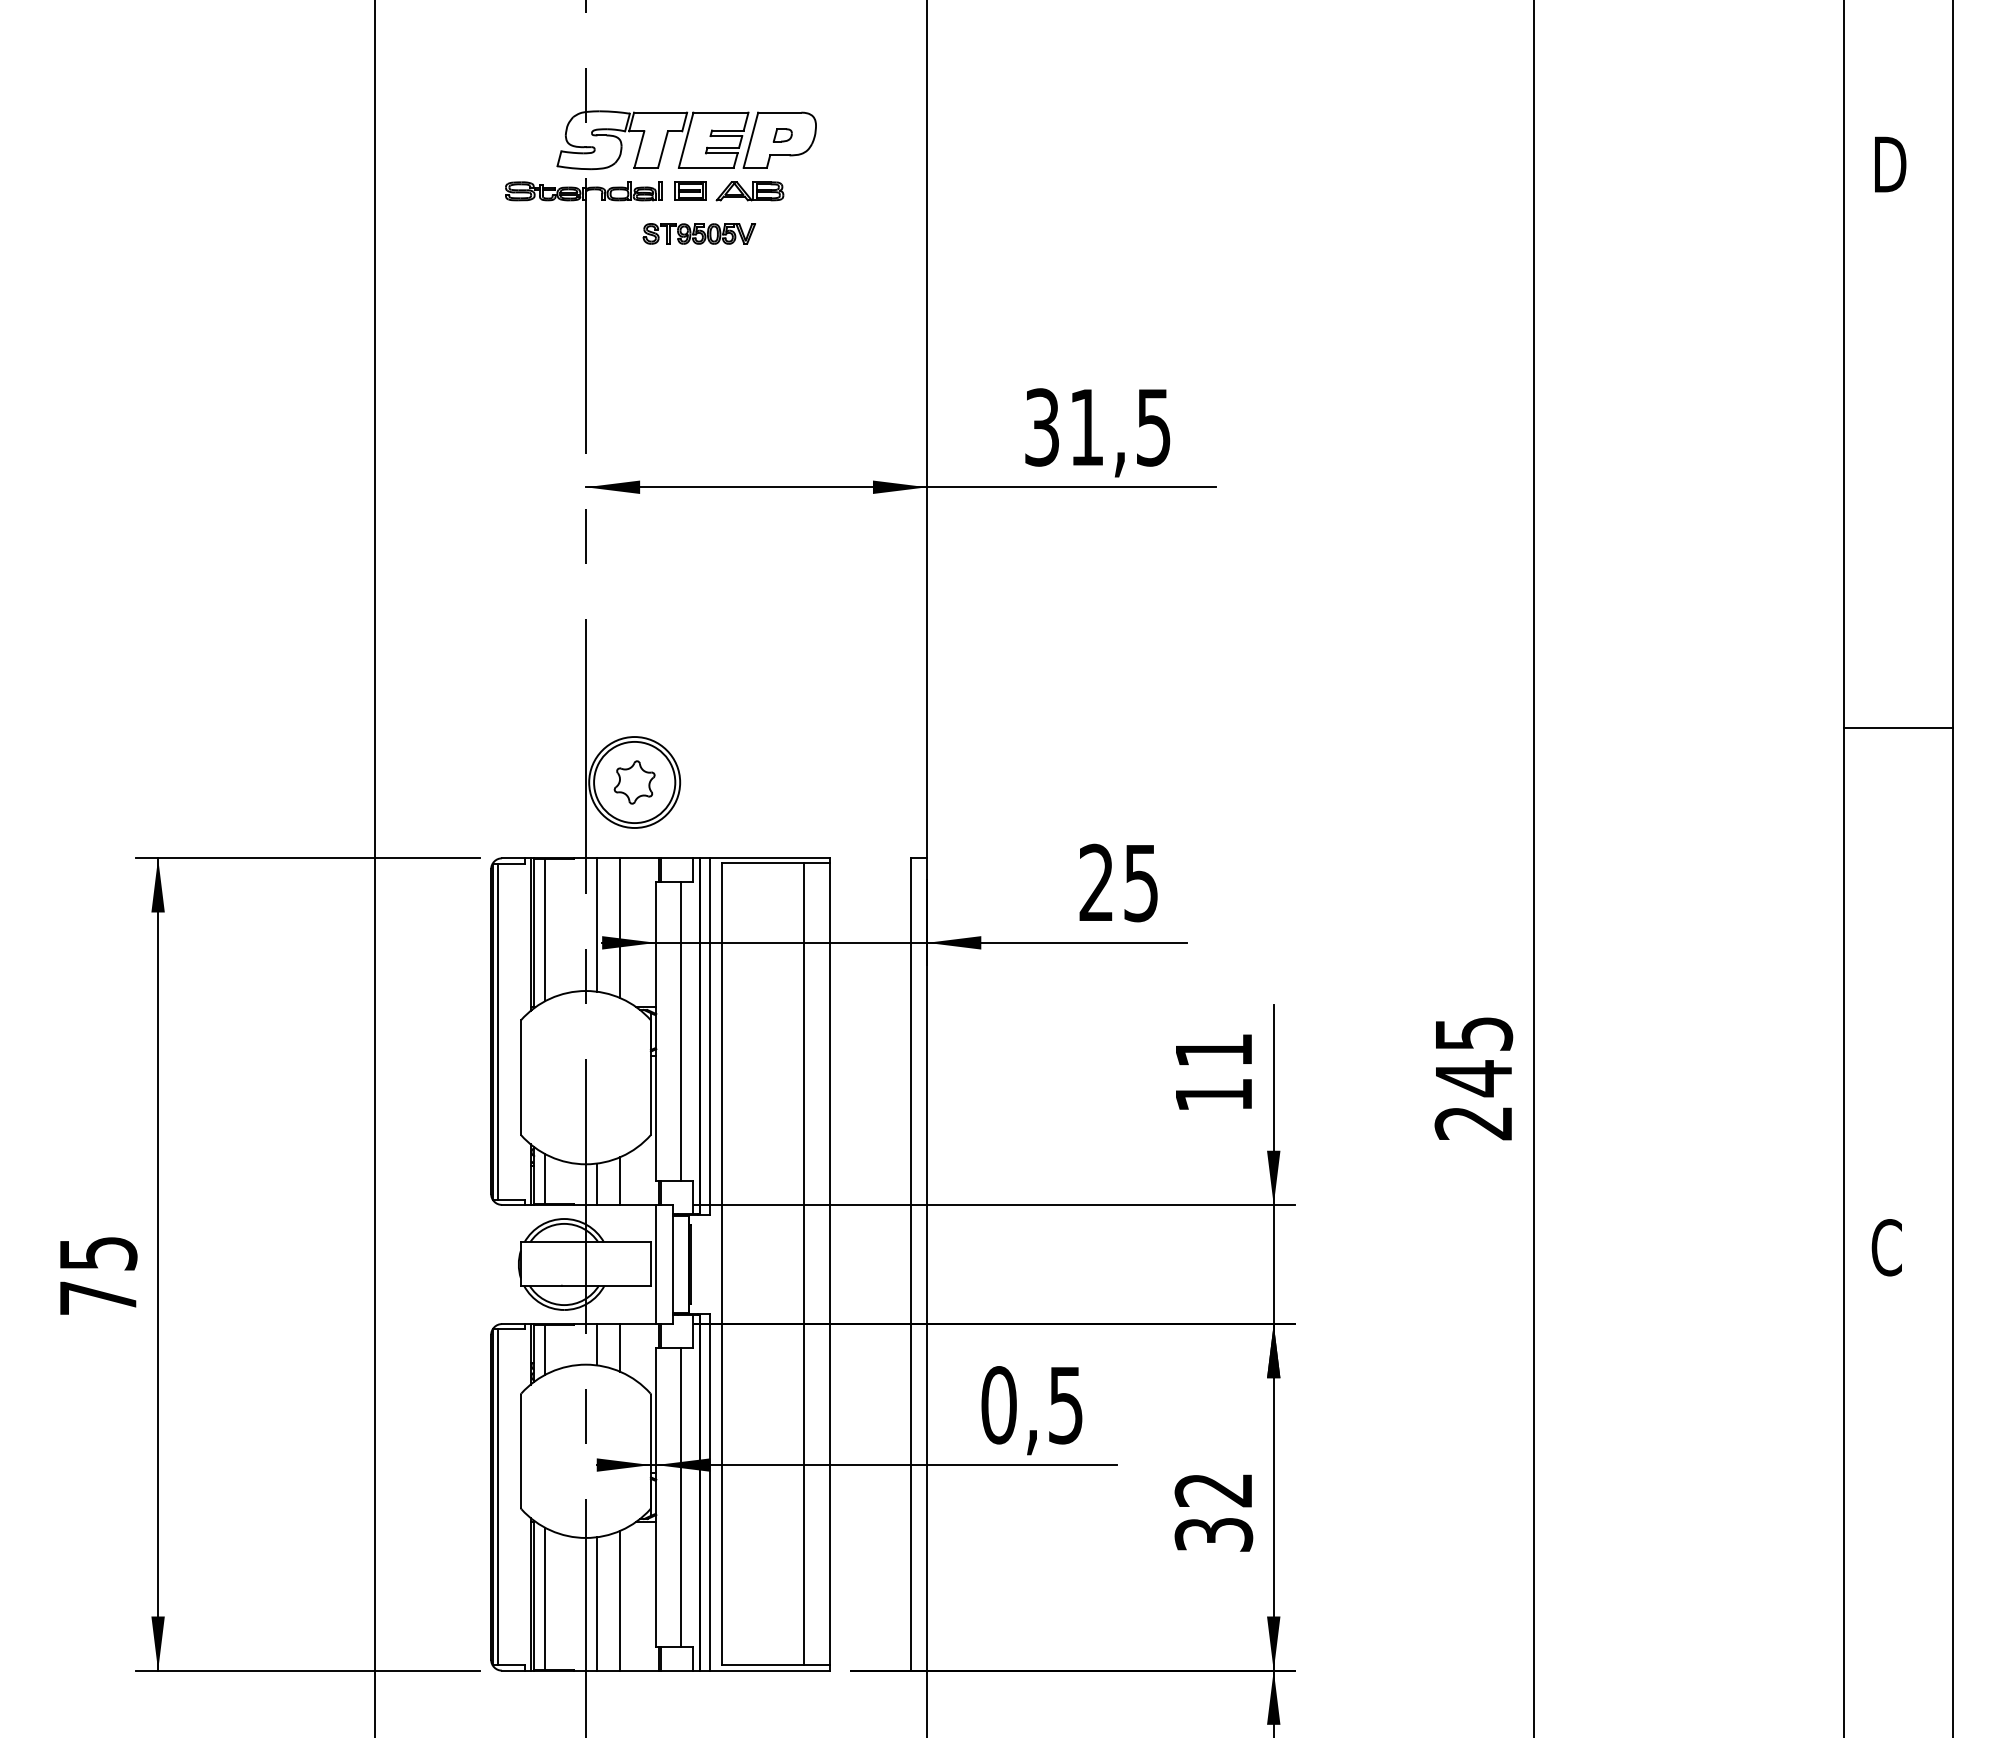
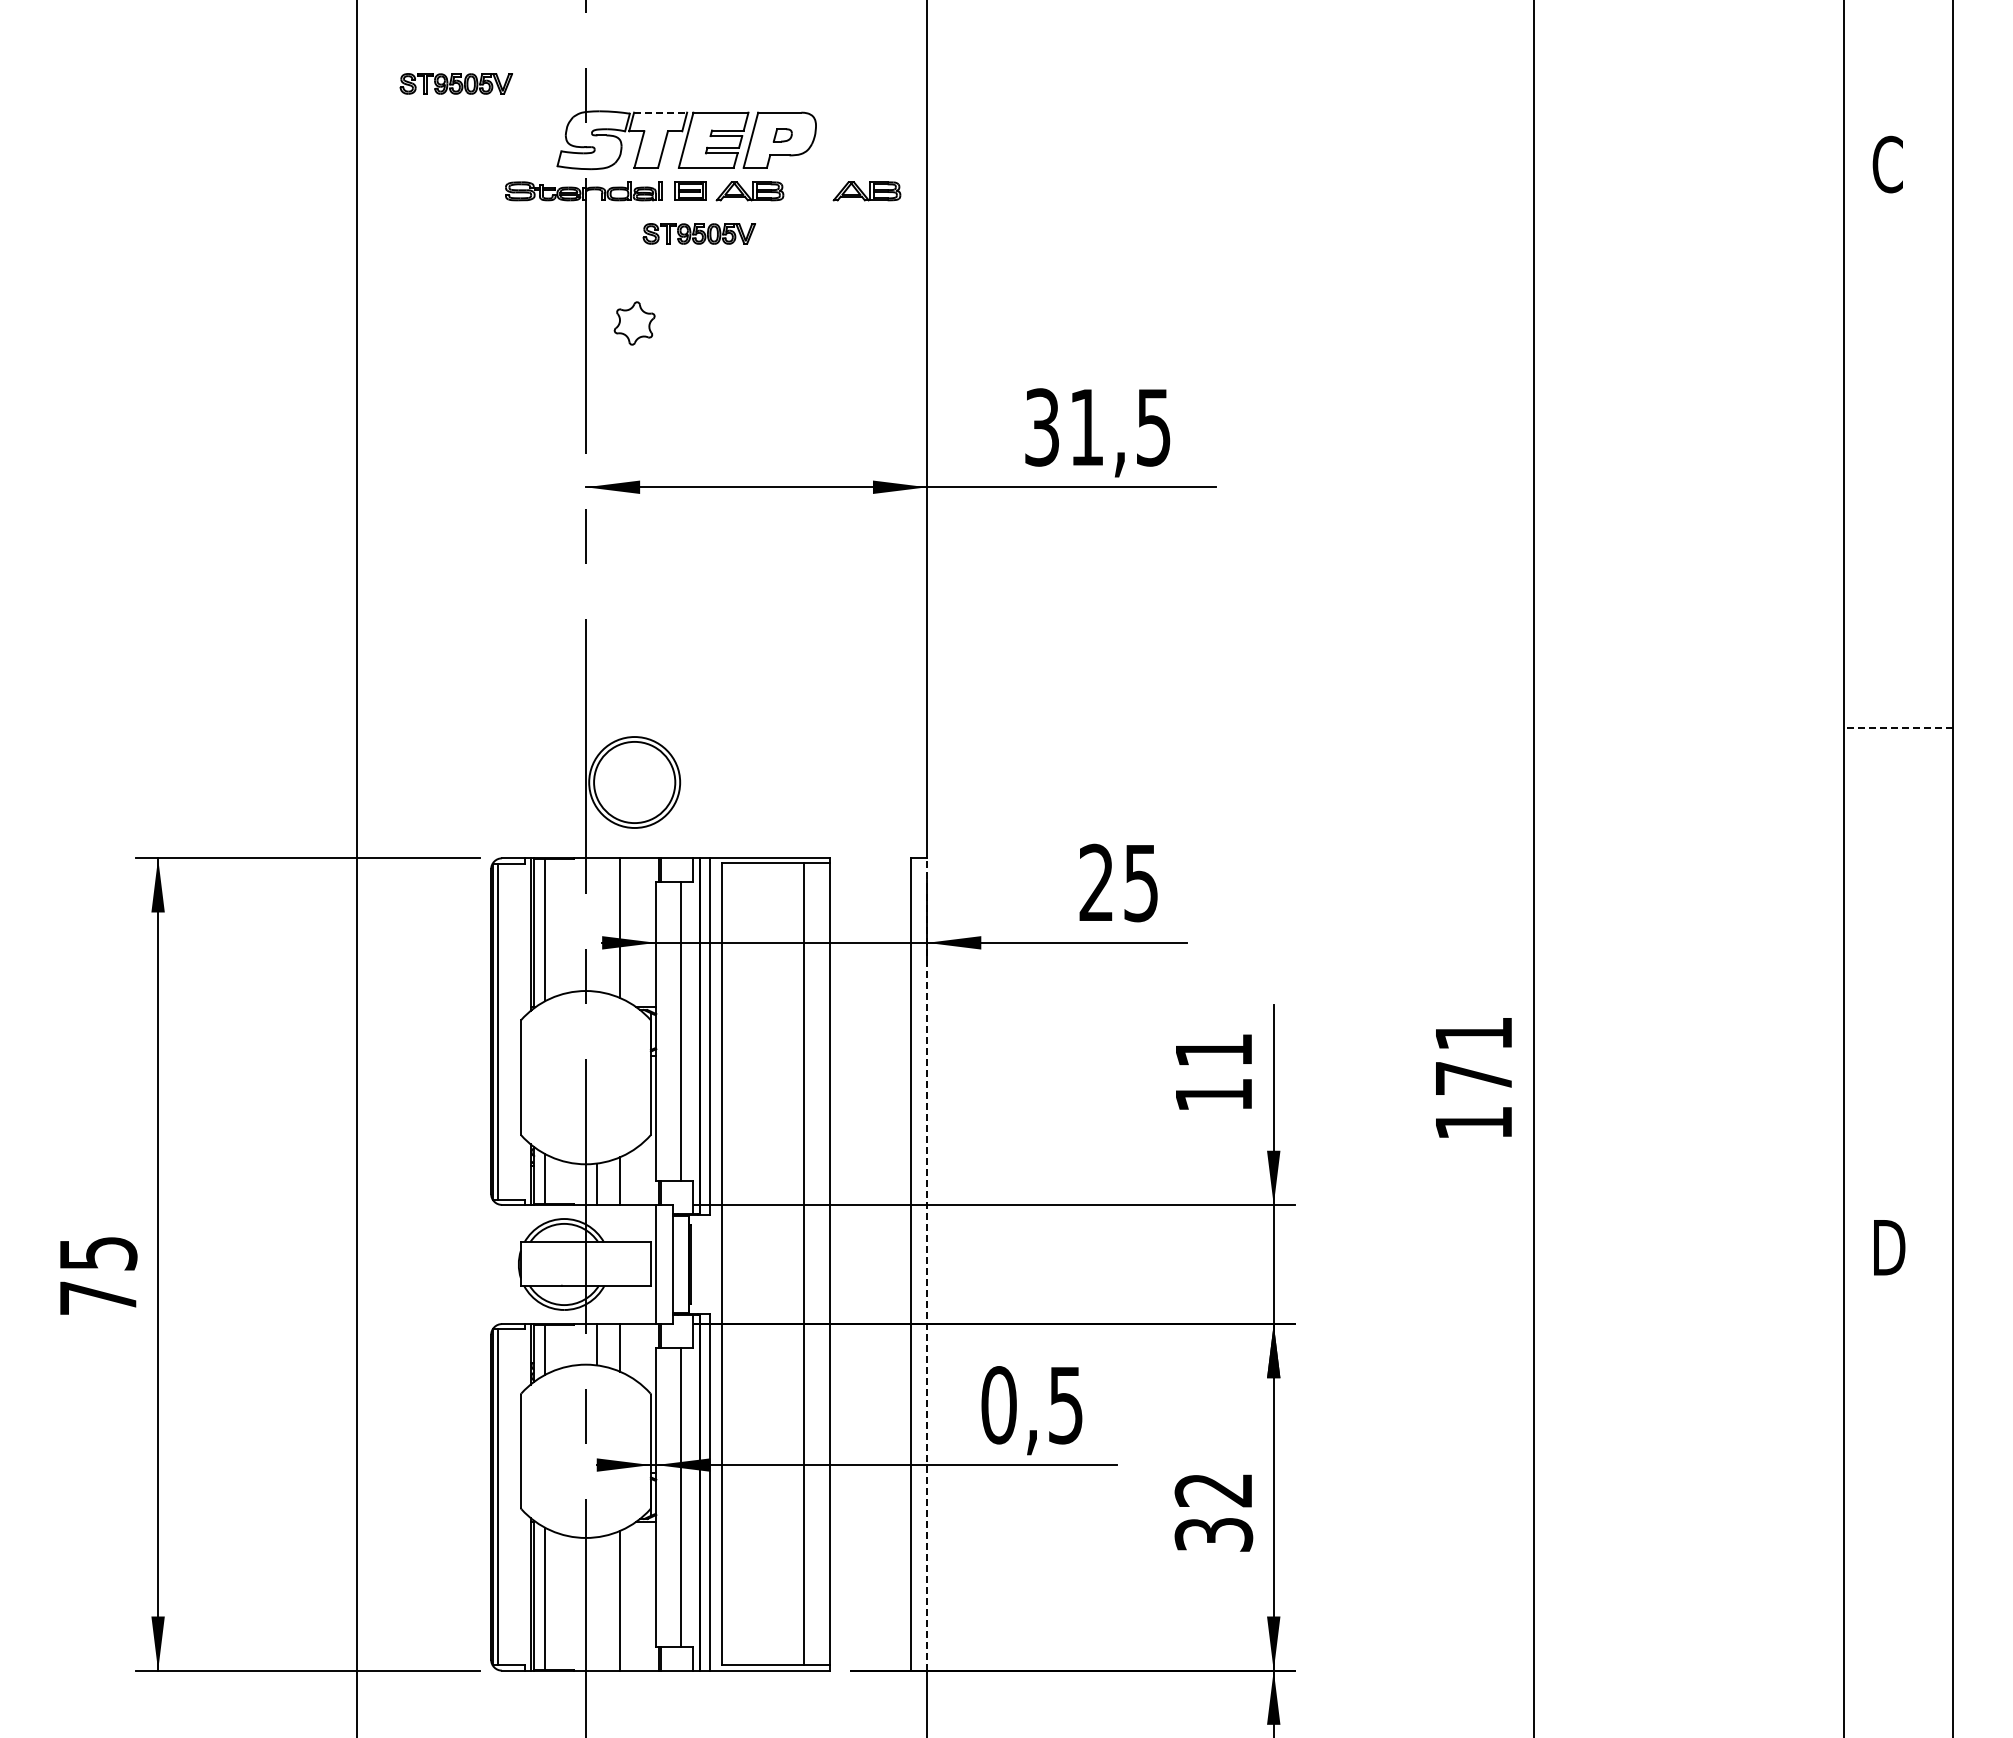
part: none -> present (455, 83)
line: solid -> dashed (660, 112)
text: D -> C (1889, 164)
part: none -> present (866, 191)
line: solid -> dashed (1897, 728)
part position: (634, 782) -> (634, 323) (634, 323)
line position: (374, 868) -> (356, 868) (356, 868)
line: present -> none (597, 924)
text: 245 -> 171 (1473, 1078)
text: C -> D (1888, 1247)
line: solid -> dashed (927, 1263)
line: present -> none (597, 1603)
